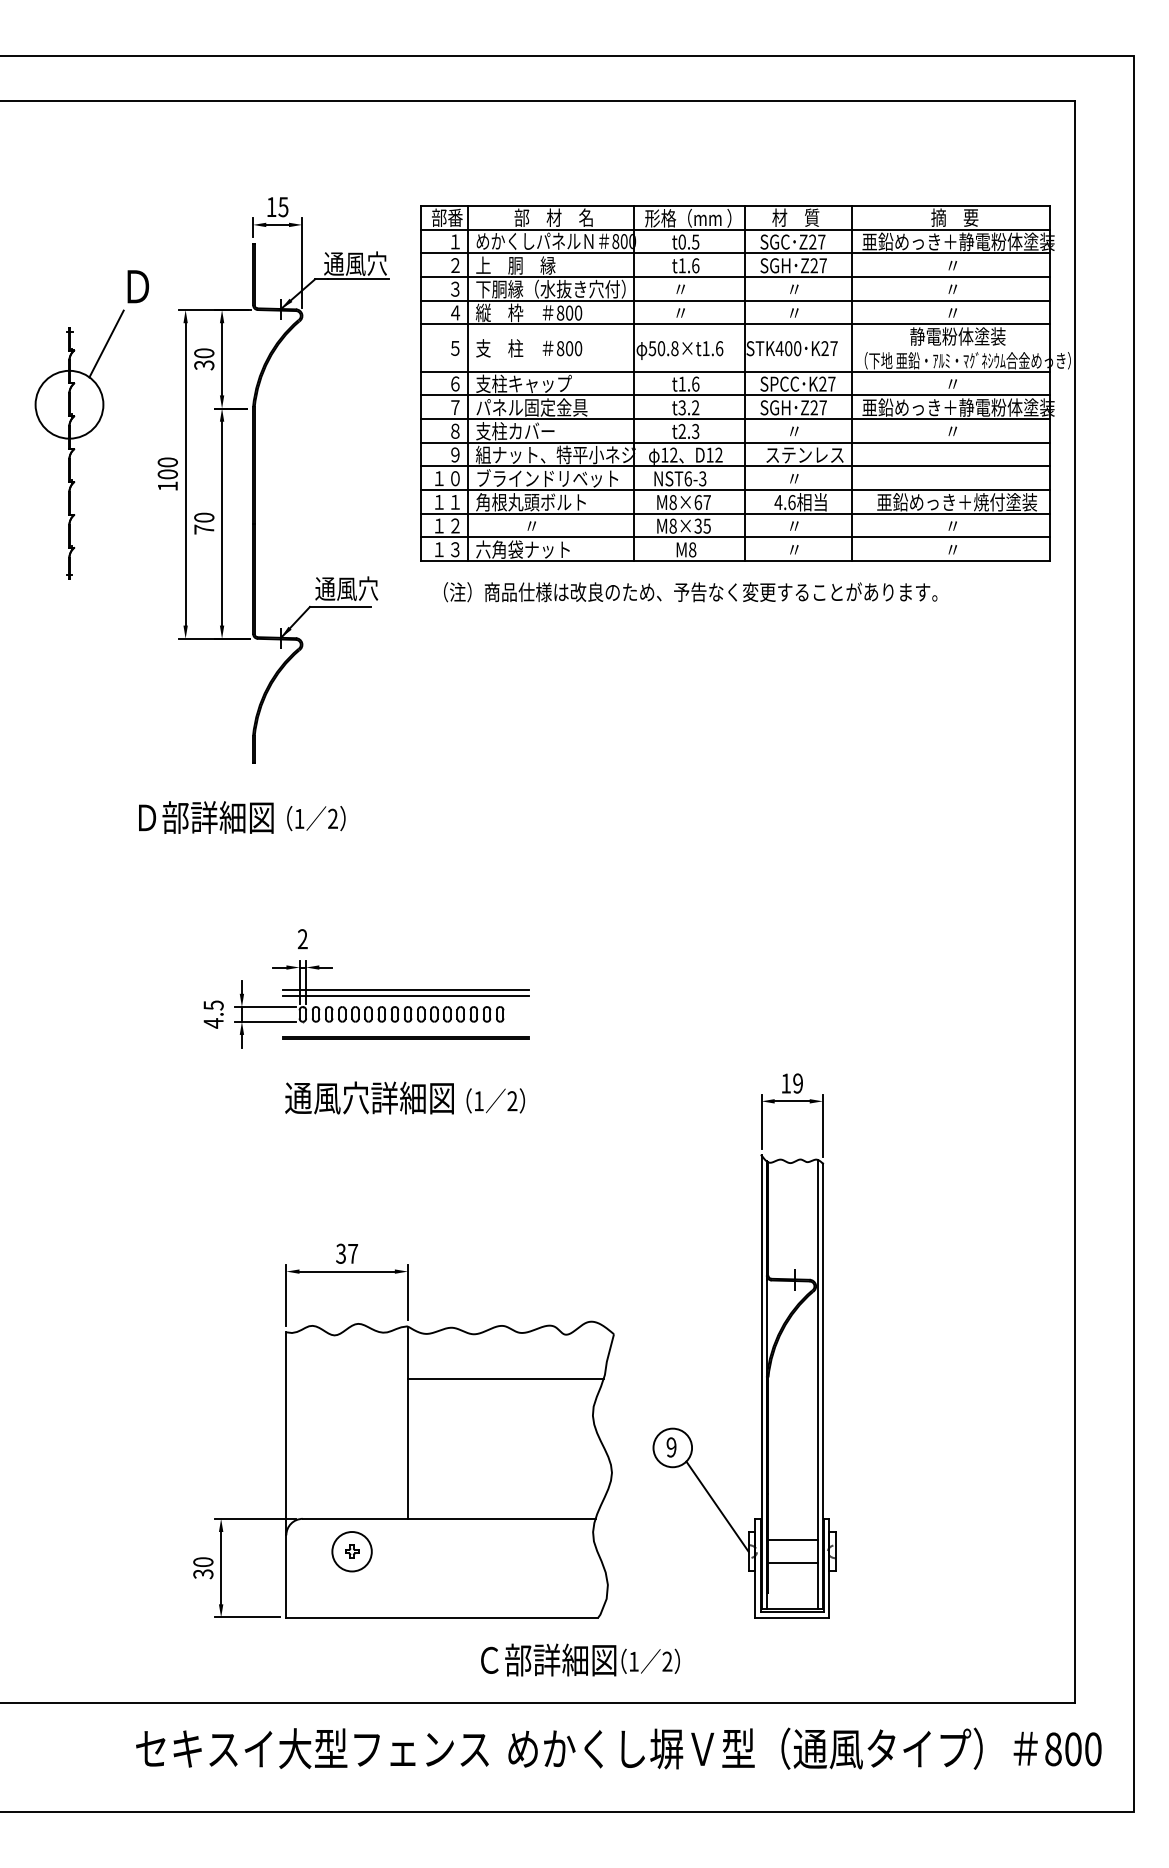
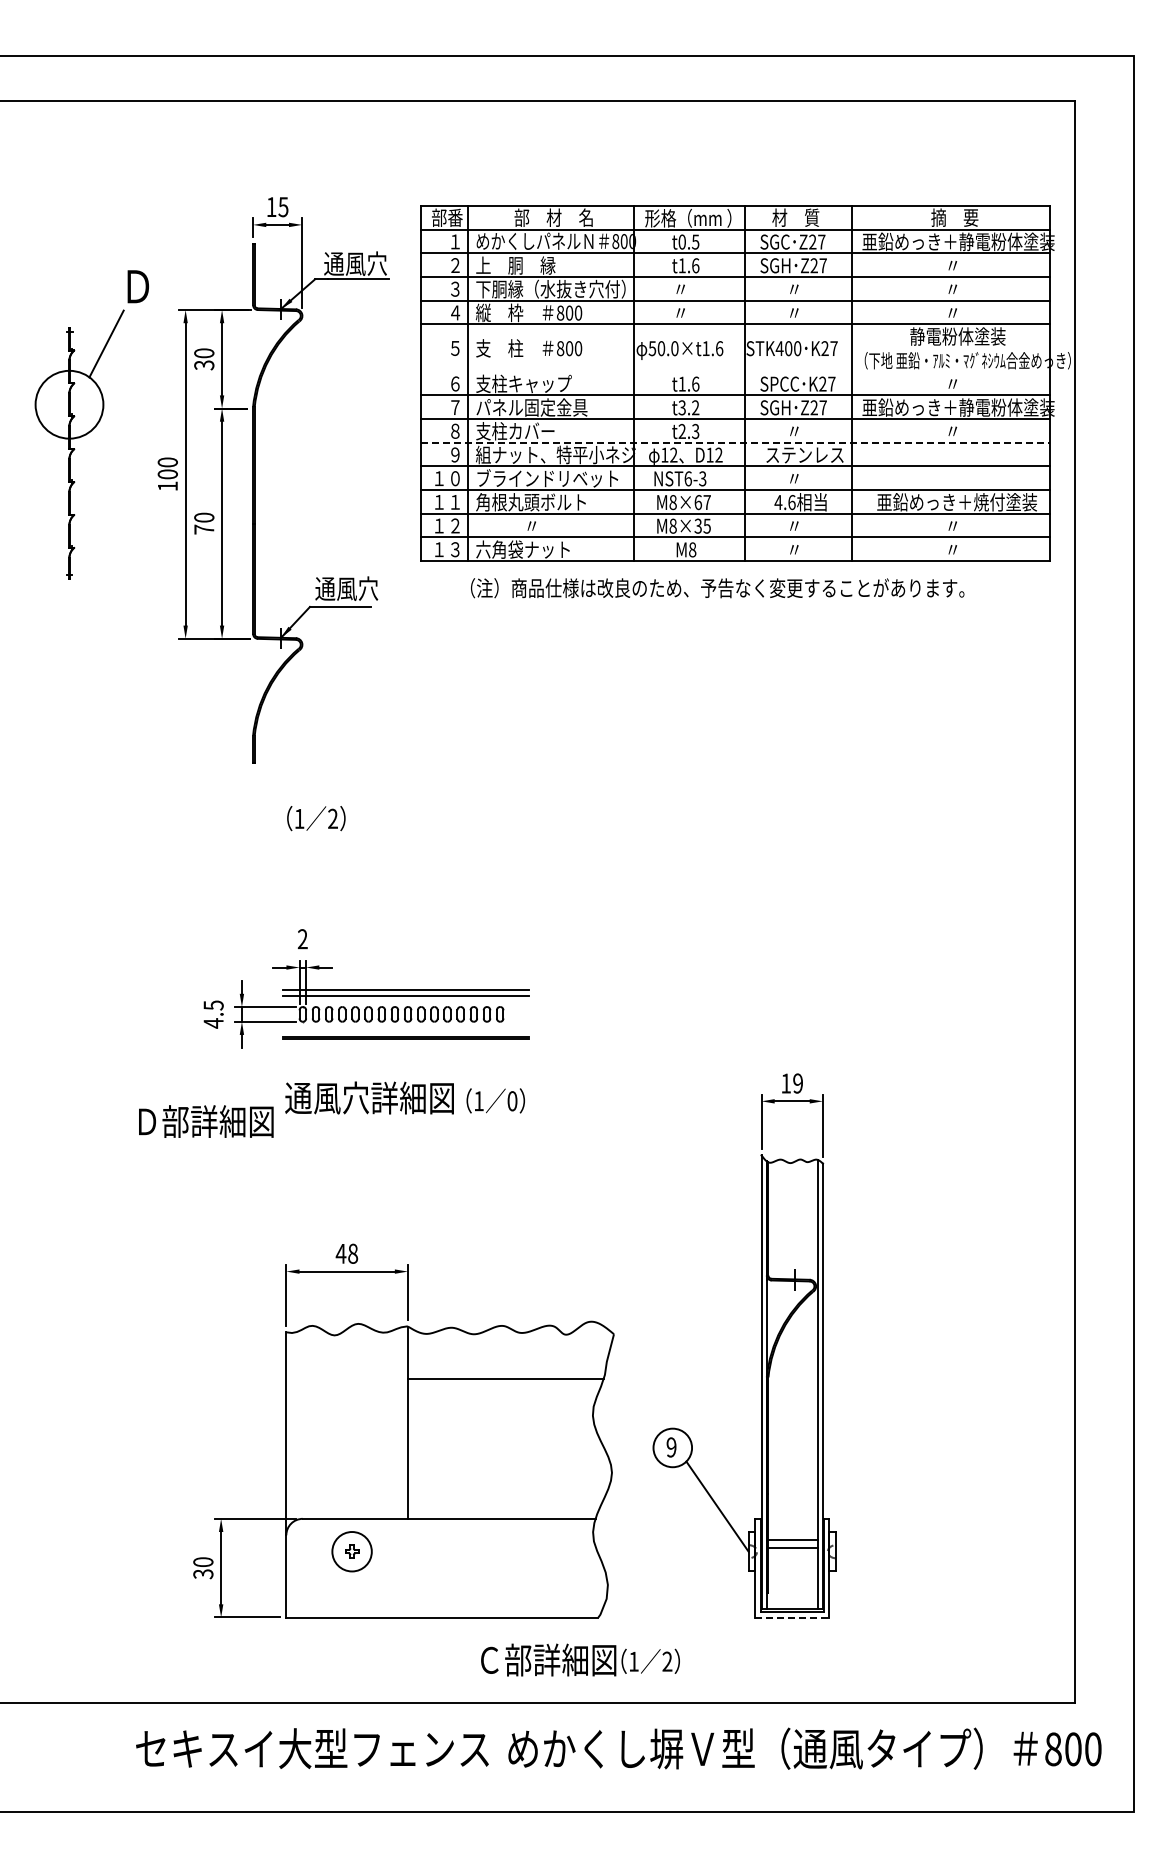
text: 50.8×t1.6 -> 50.0×t1.6 (674, 348)
line: present -> none (734, 371)
line: solid -> dashed (735, 442)
text position: (690, 592) -> (717, 588) (717, 588)
text position: (206, 817) -> (206, 1121) (206, 1121)
text: 2 -> 0 (512, 1101)
text: 37 -> 48 (346, 1253)
line position: (792, 1563) -> (792, 1548) (792, 1548)
line: solid -> dashed (792, 1617)
